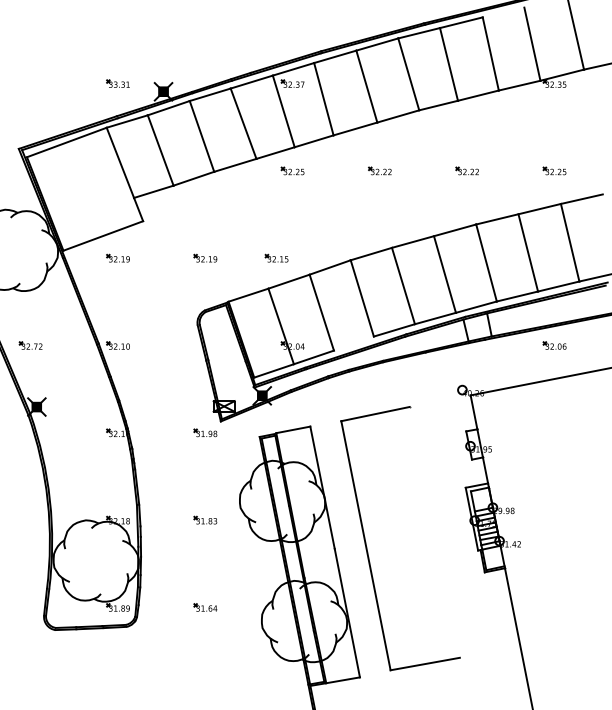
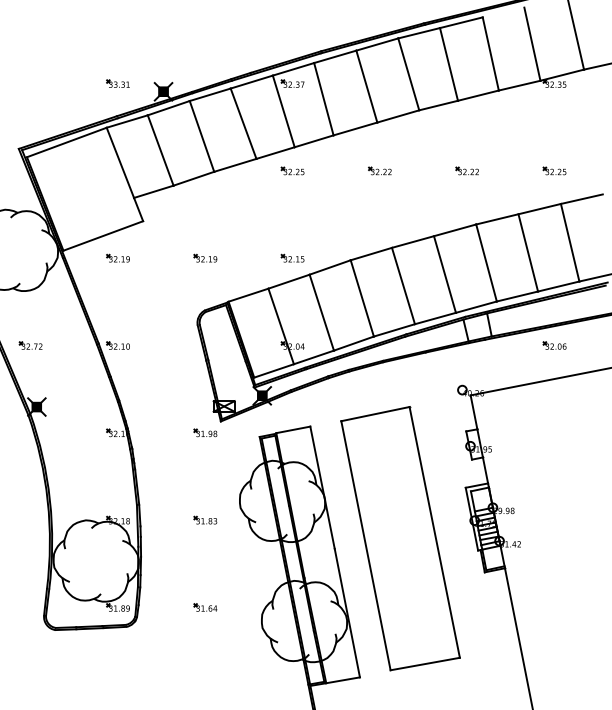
part position: (276, 257) -> (292, 257) (292, 257)
line: none -> present (353, 343)
line: none -> present (434, 532)
